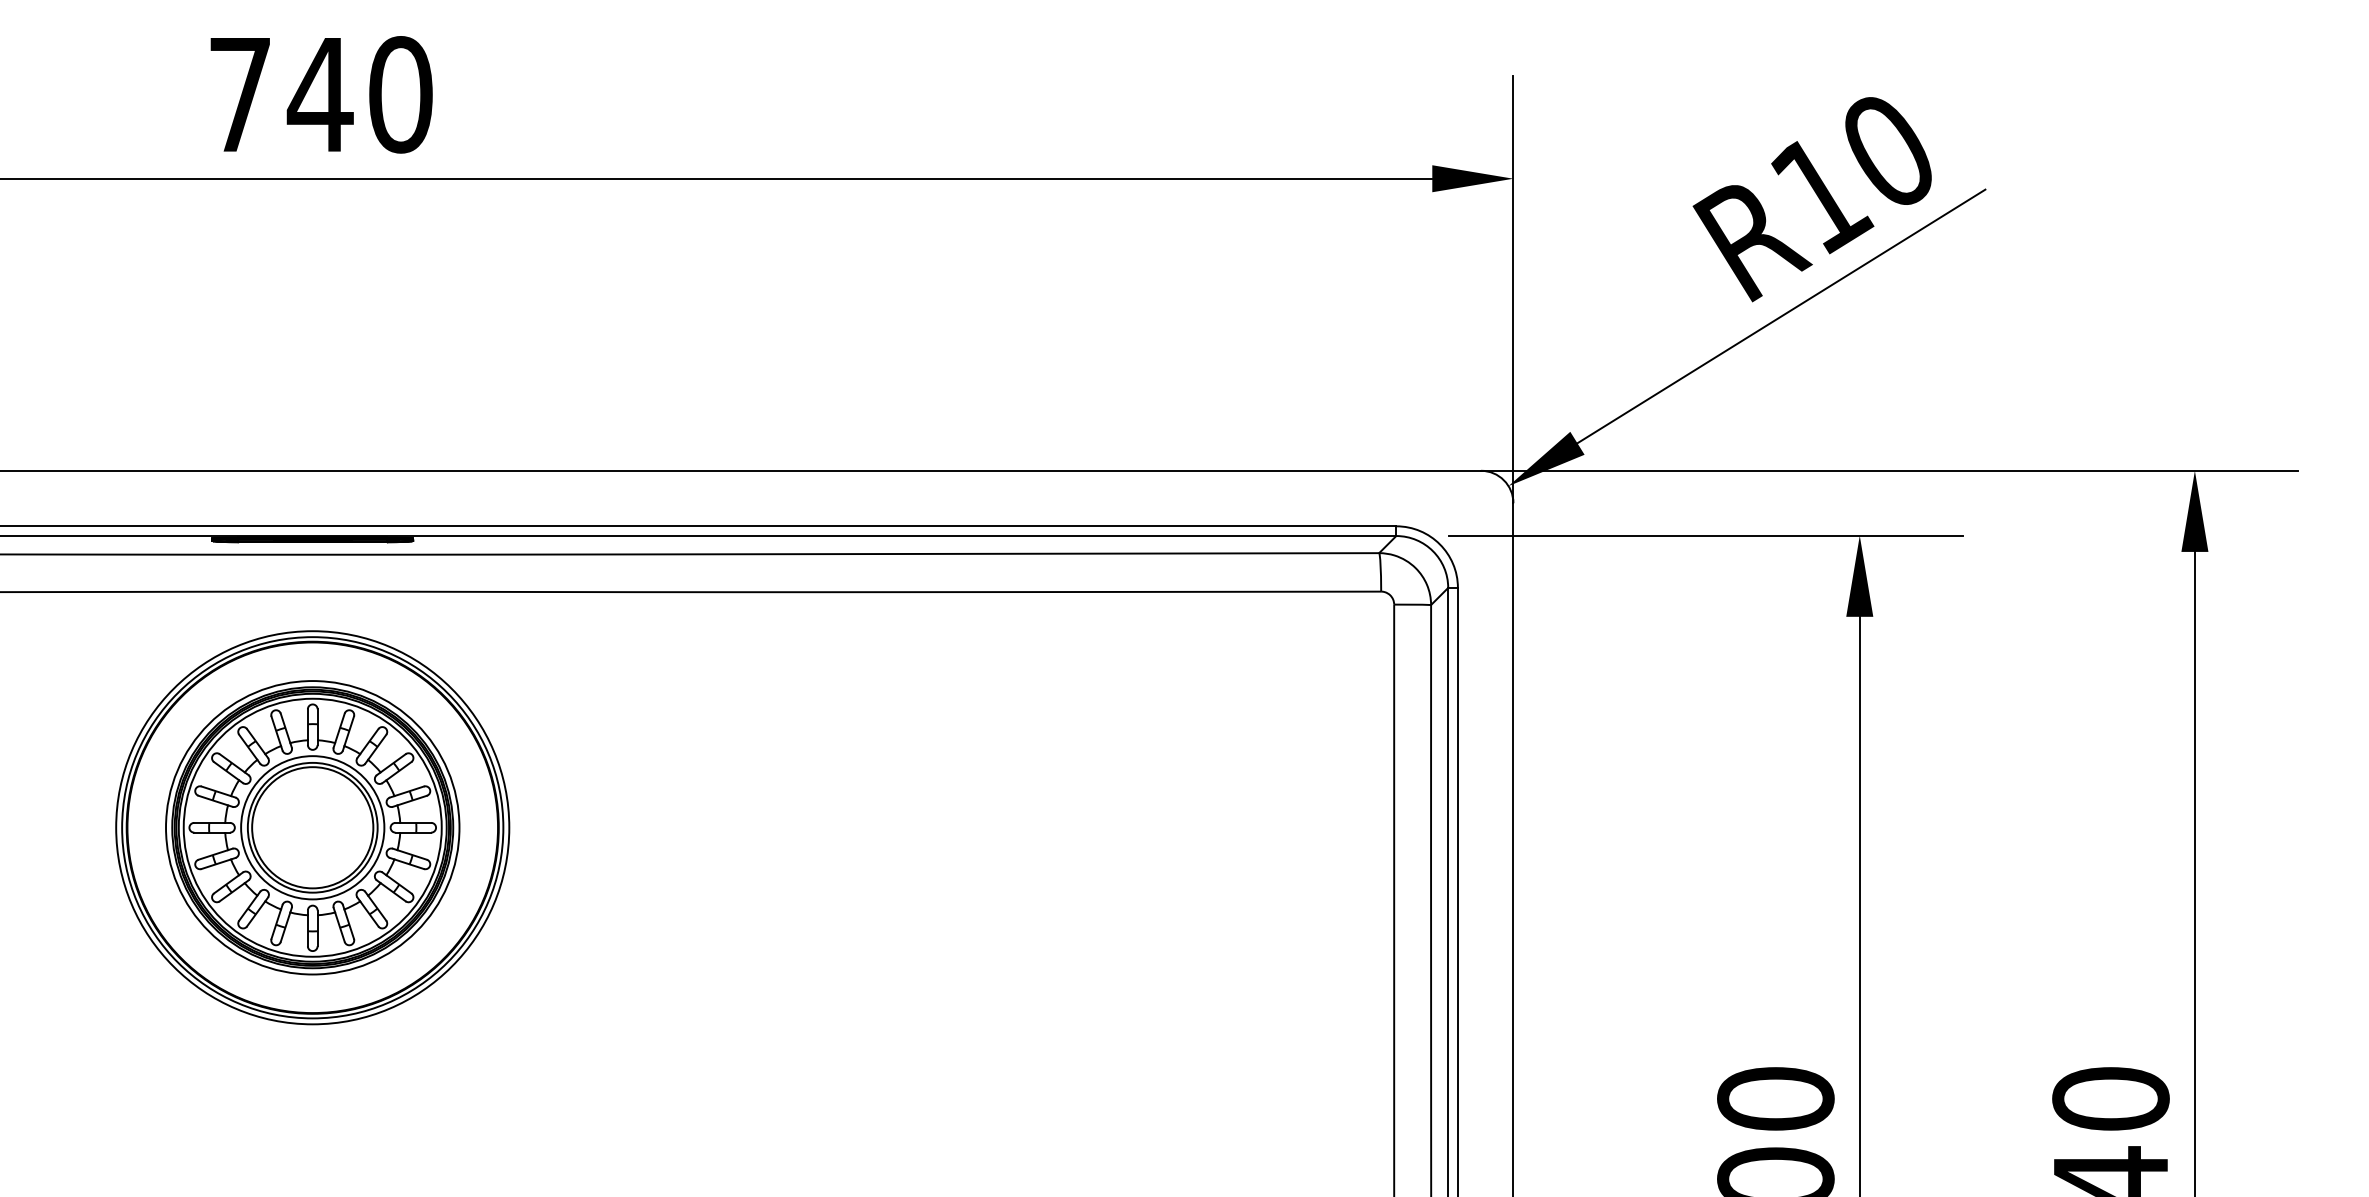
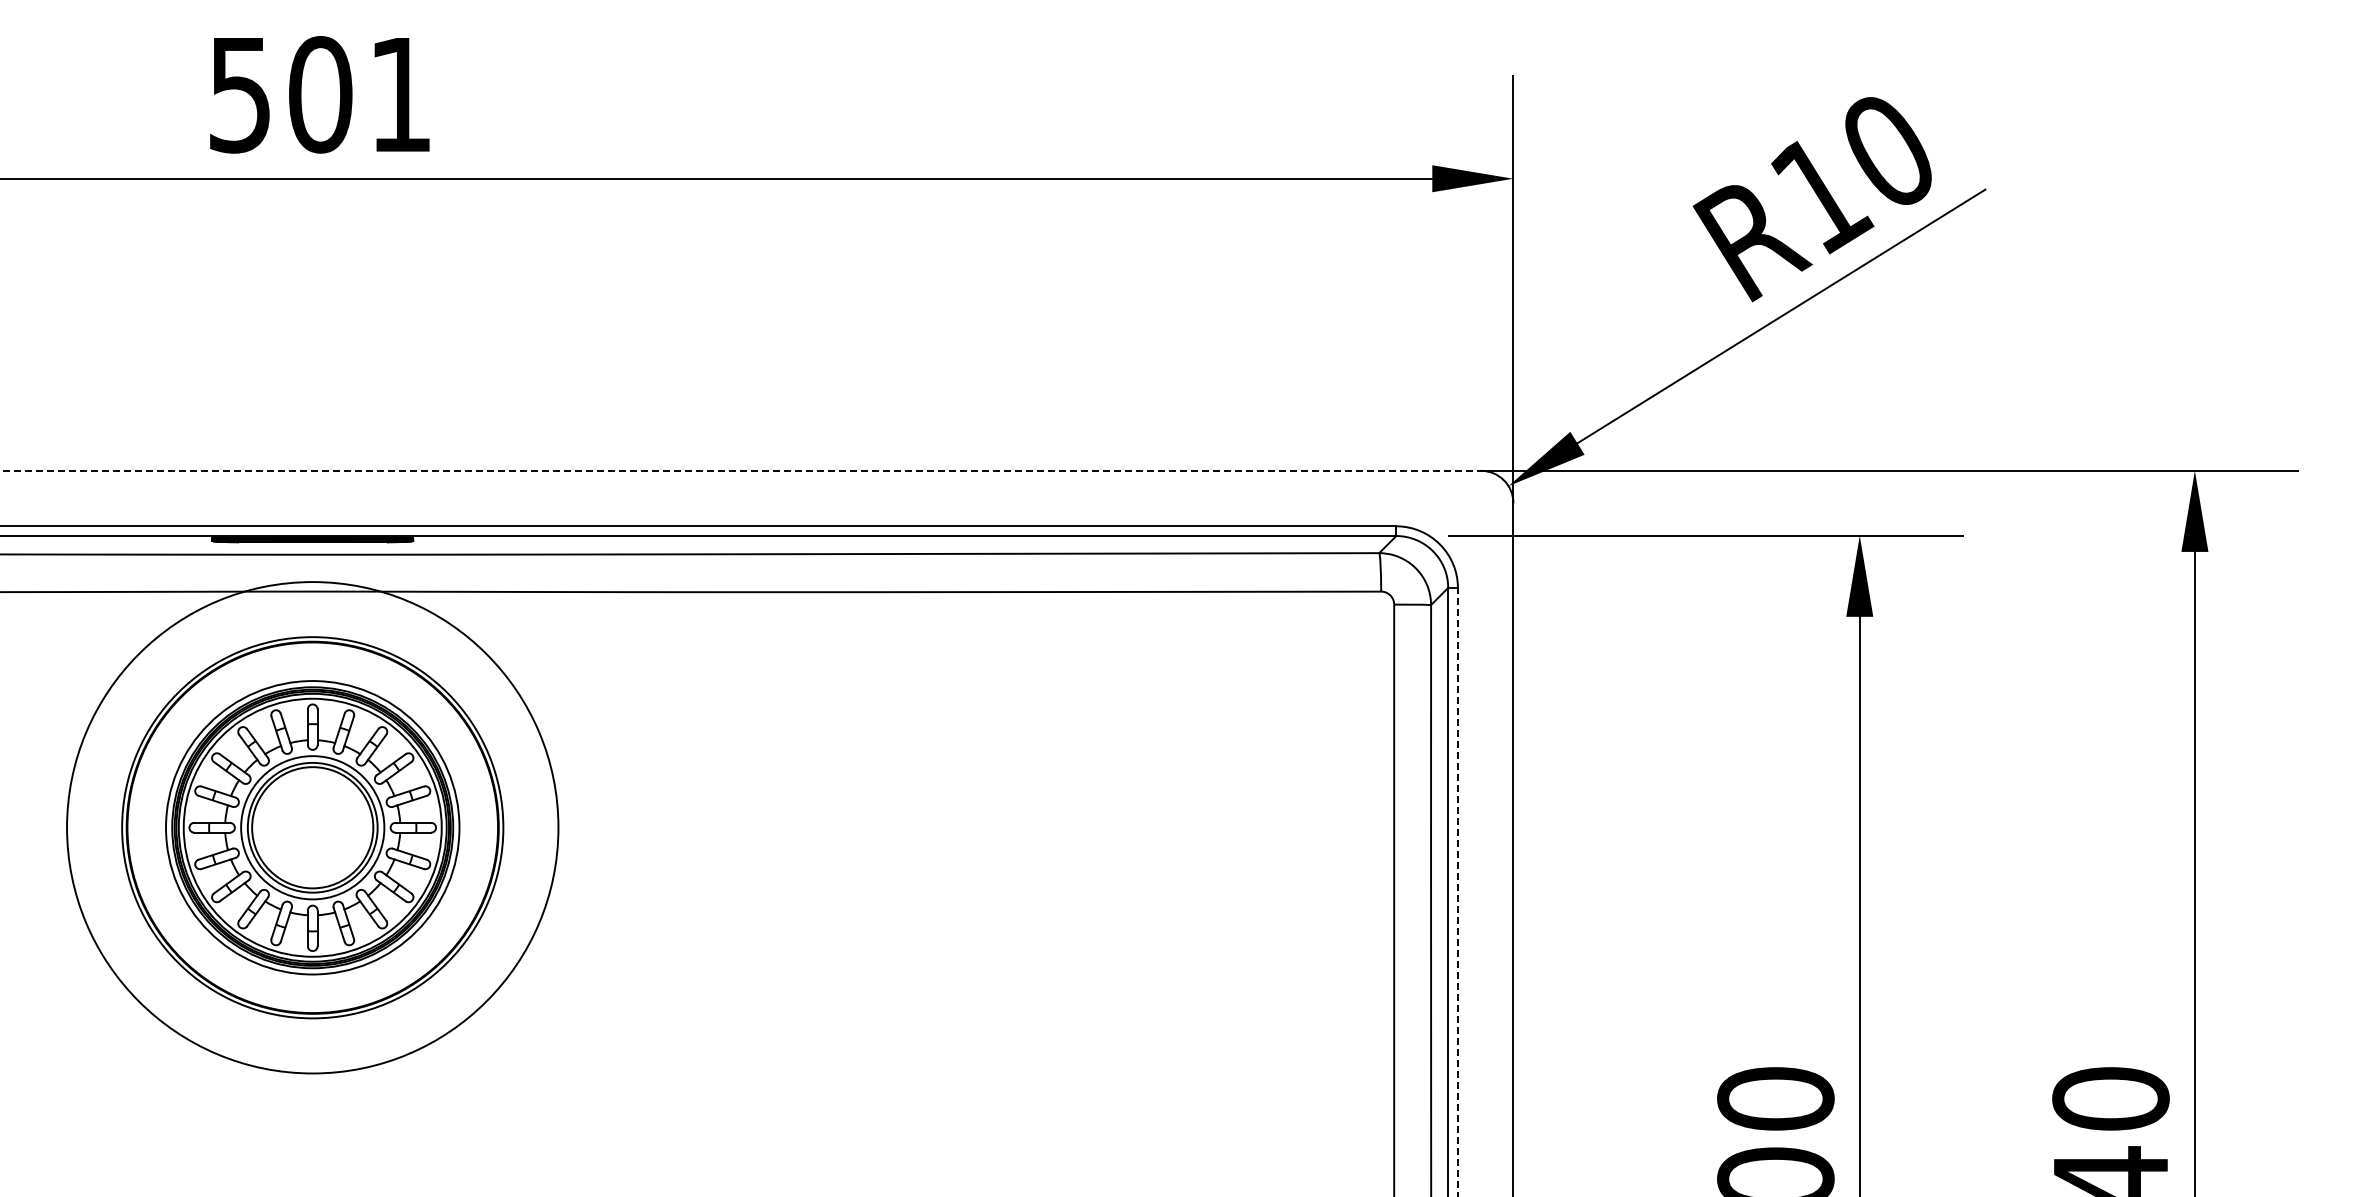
text: 740 -> 501 (321, 94)
line: solid -> dashed (741, 470)
circle diameter: 393 px -> 491 px (312, 827)
line: solid -> dashed (1457, 891)
